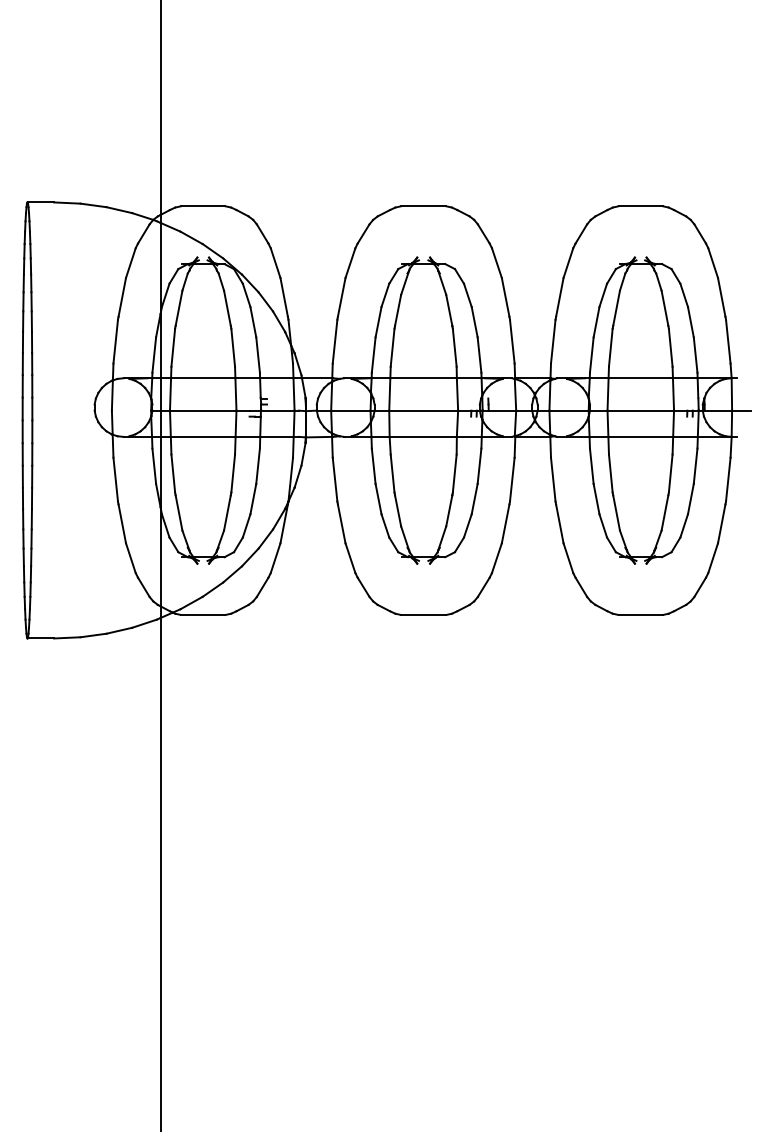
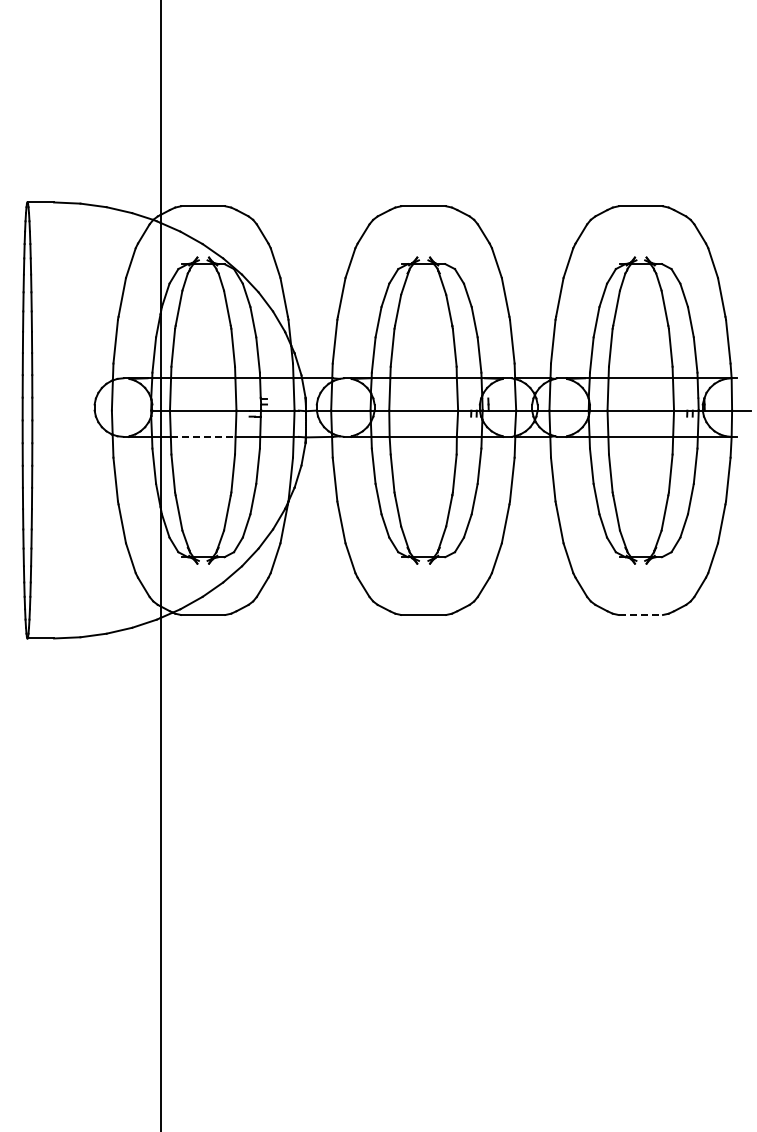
line: solid -> dashed (203, 436)
line: solid -> dashed (641, 614)
